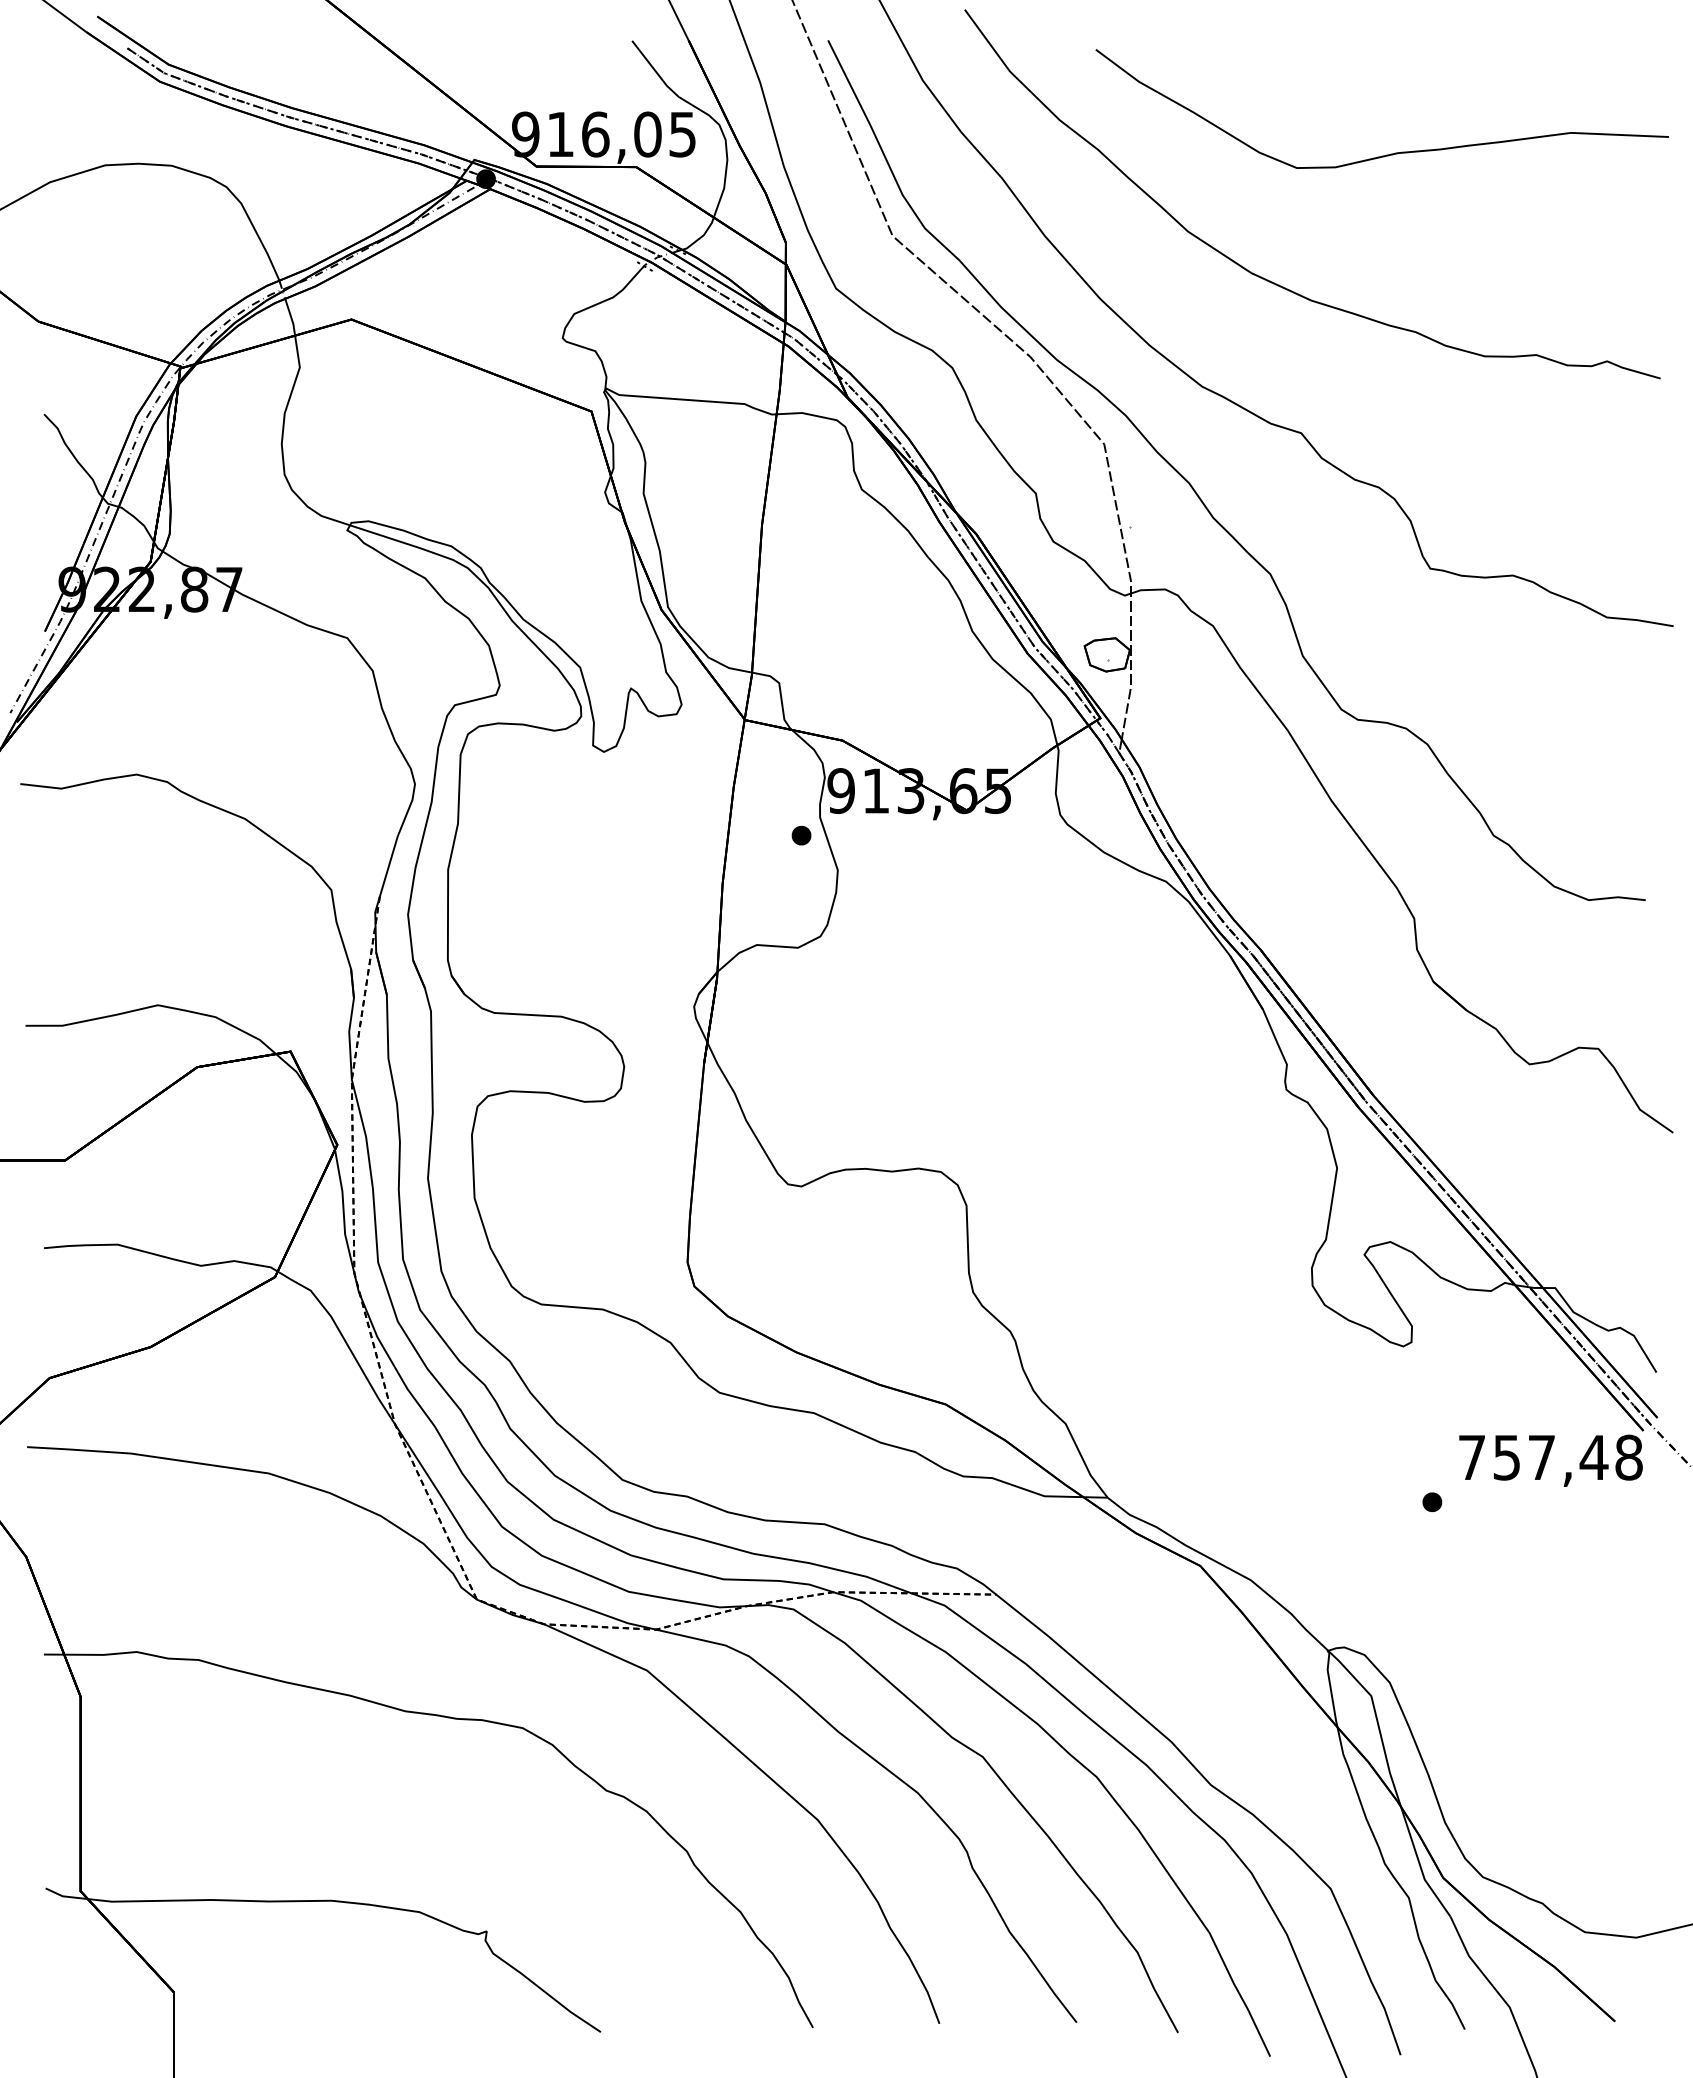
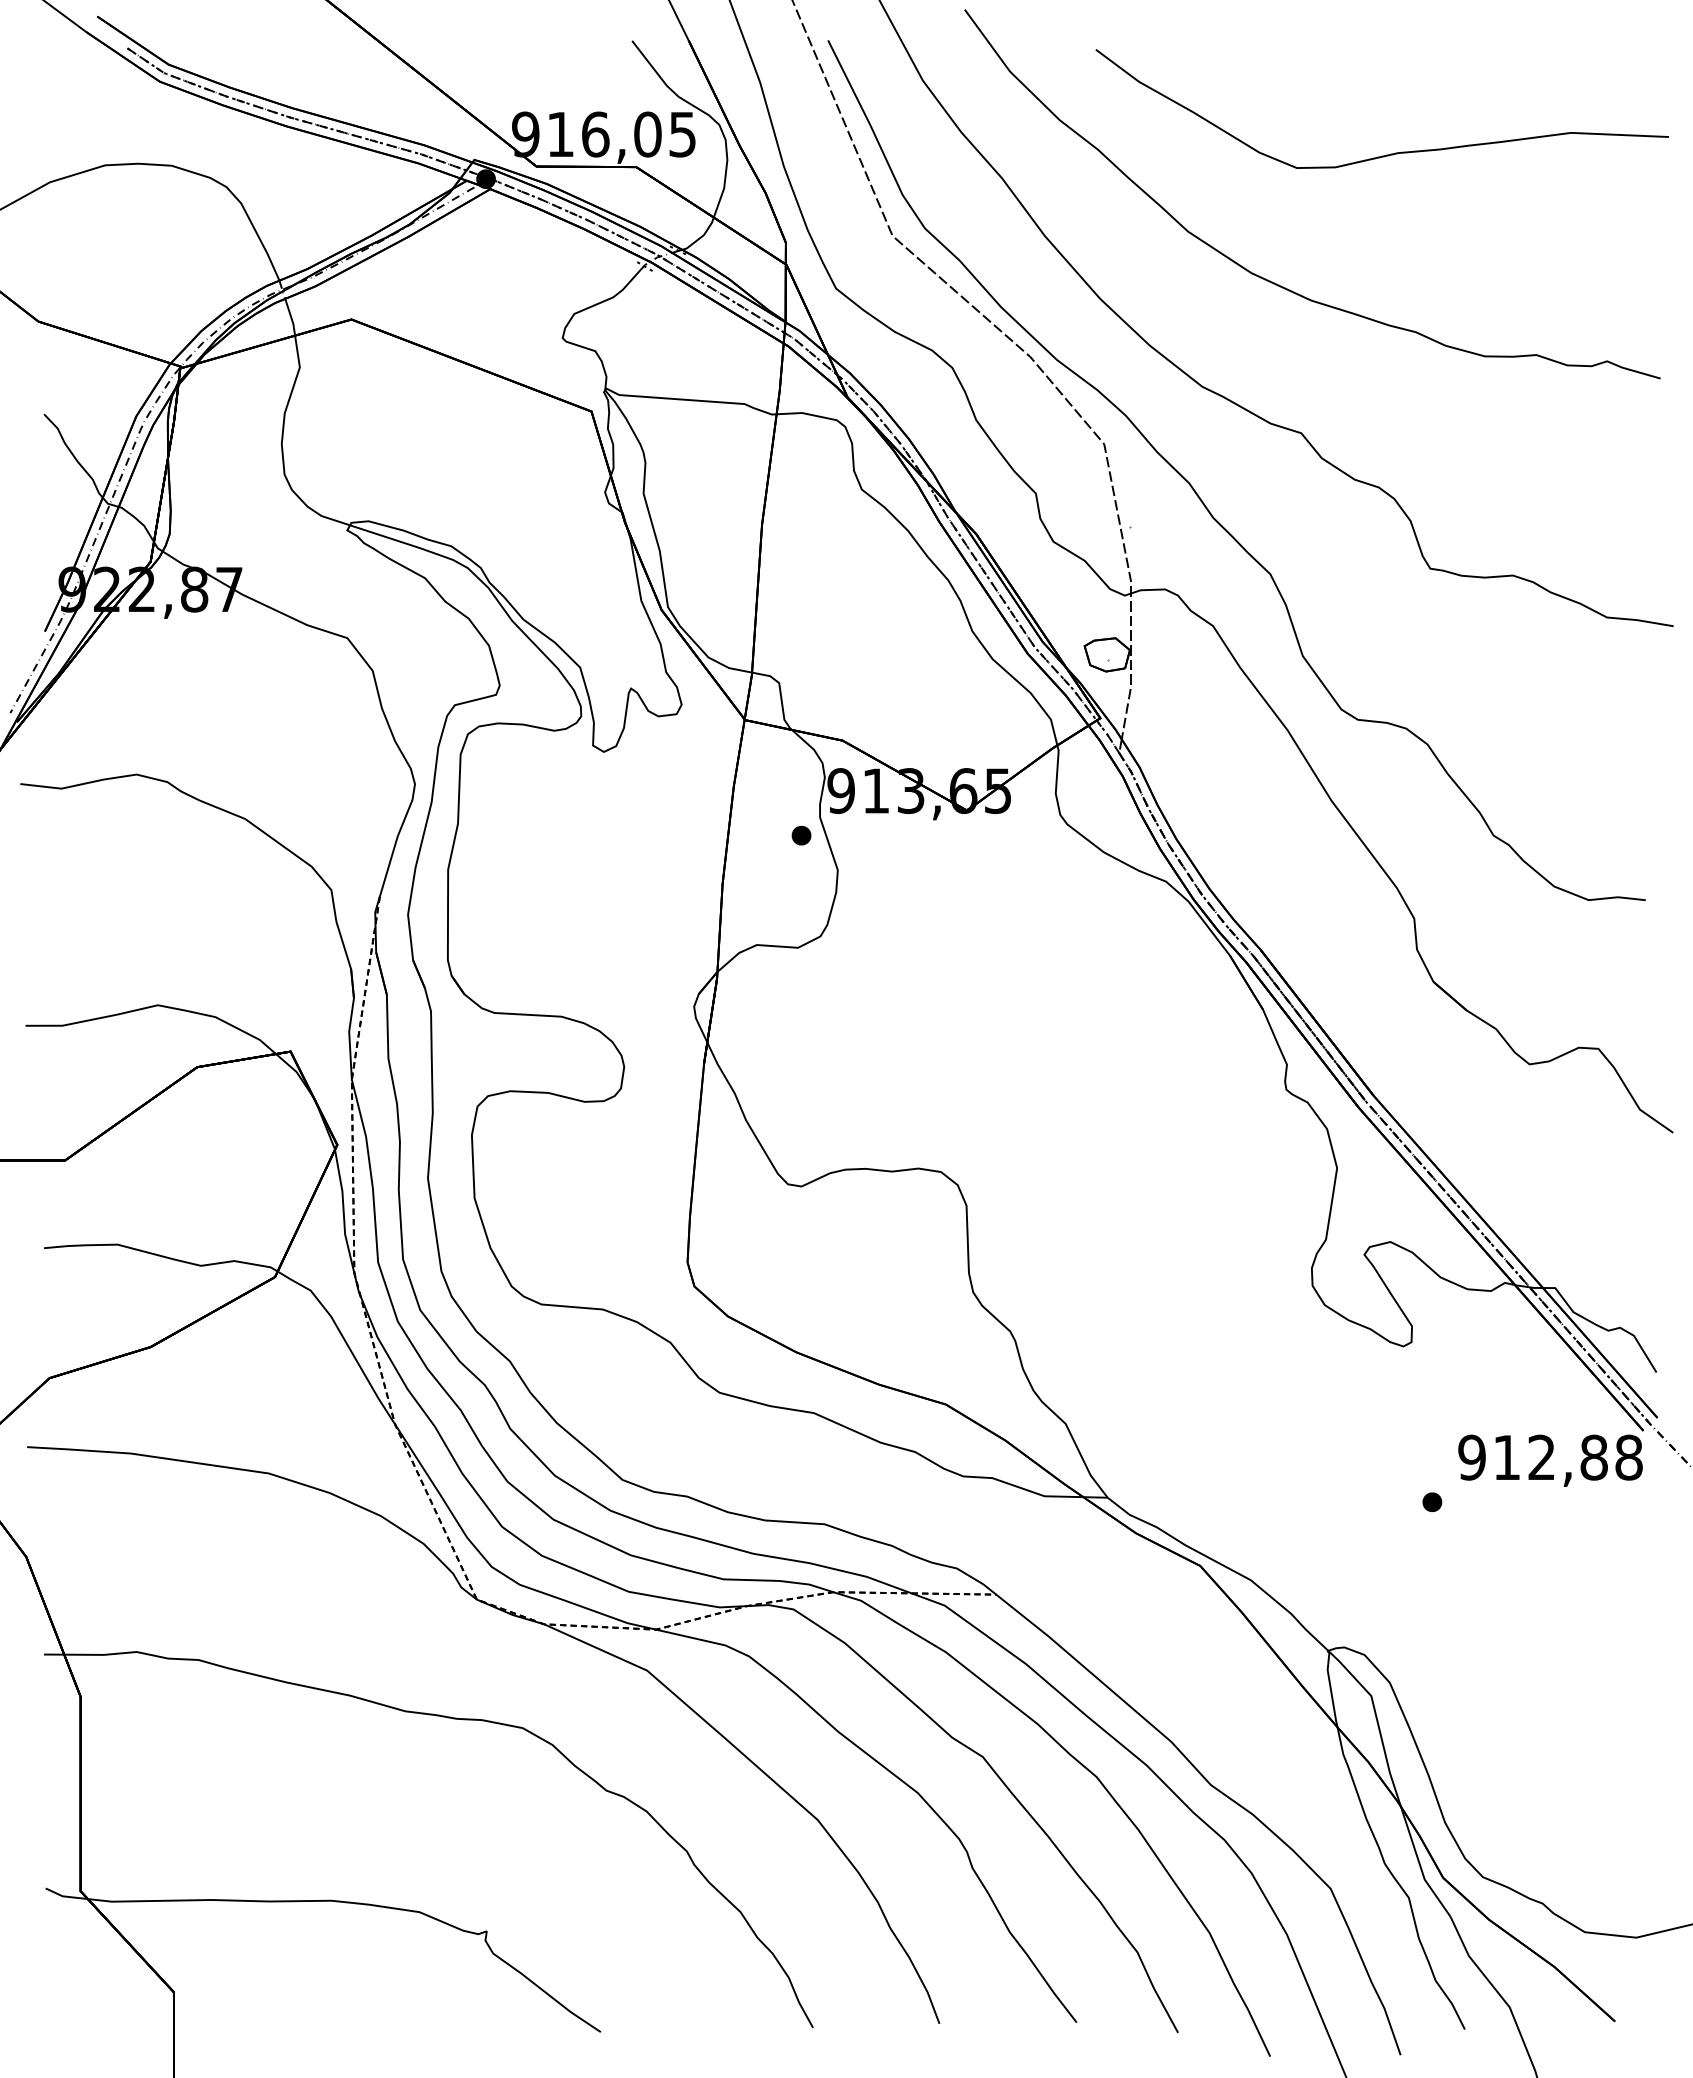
text: 757,48 -> 912,88 (1533, 1457)
